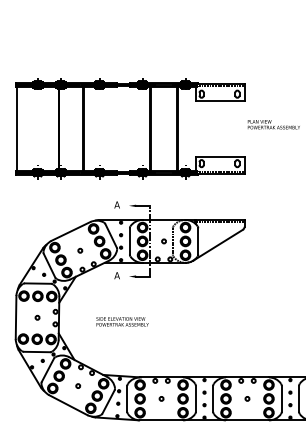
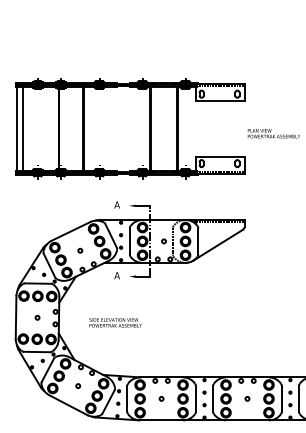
text position: (273, 124) -> (273, 133) (273, 133)
line: none -> present (22, 128)
text position: (122, 321) -> (115, 322) (115, 322)
